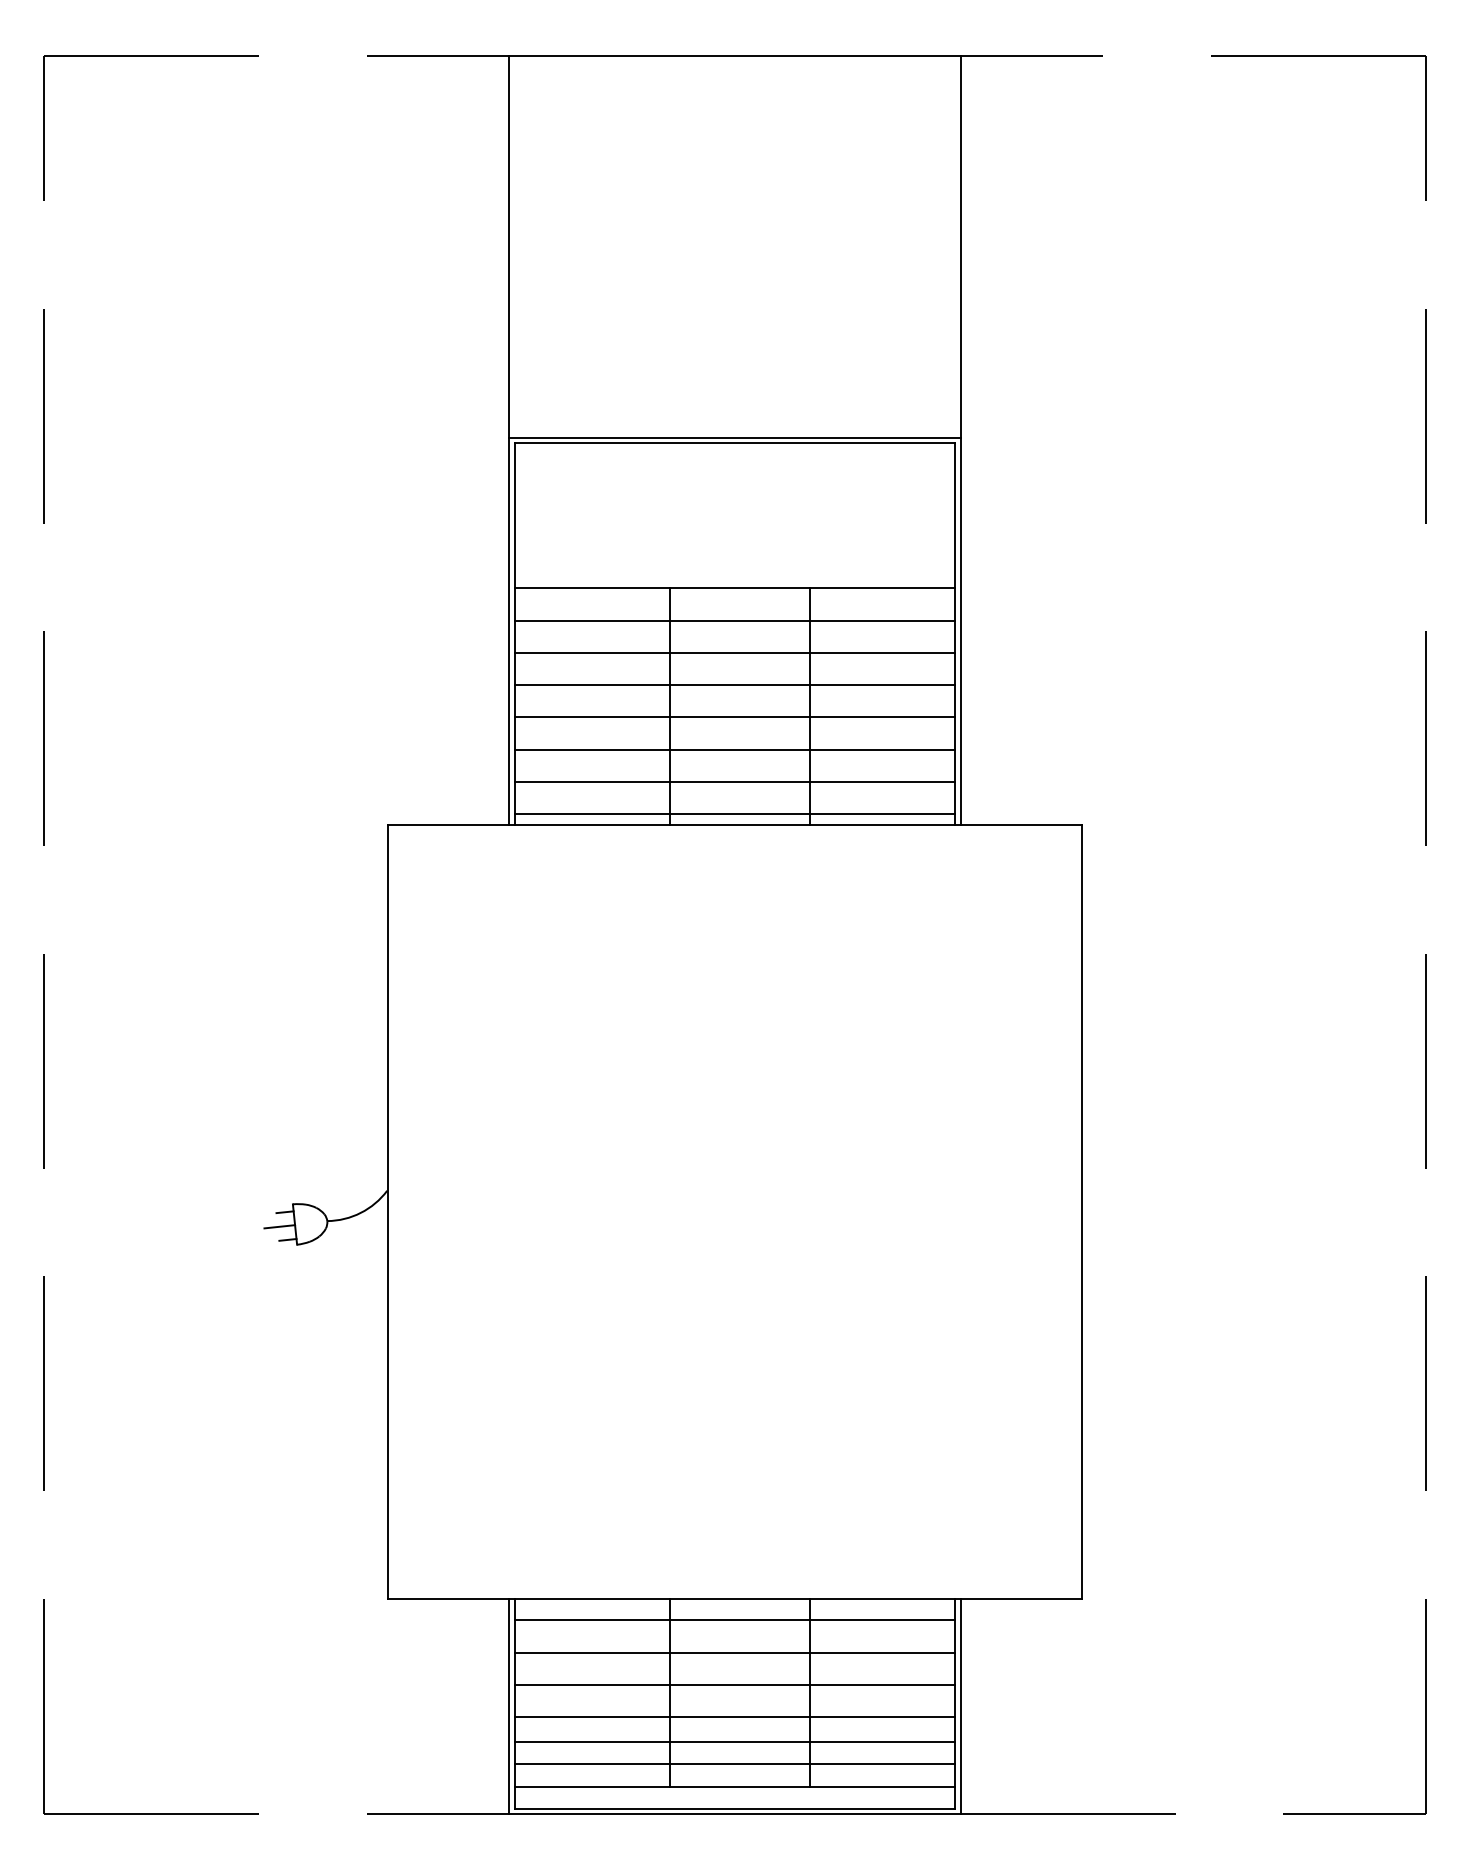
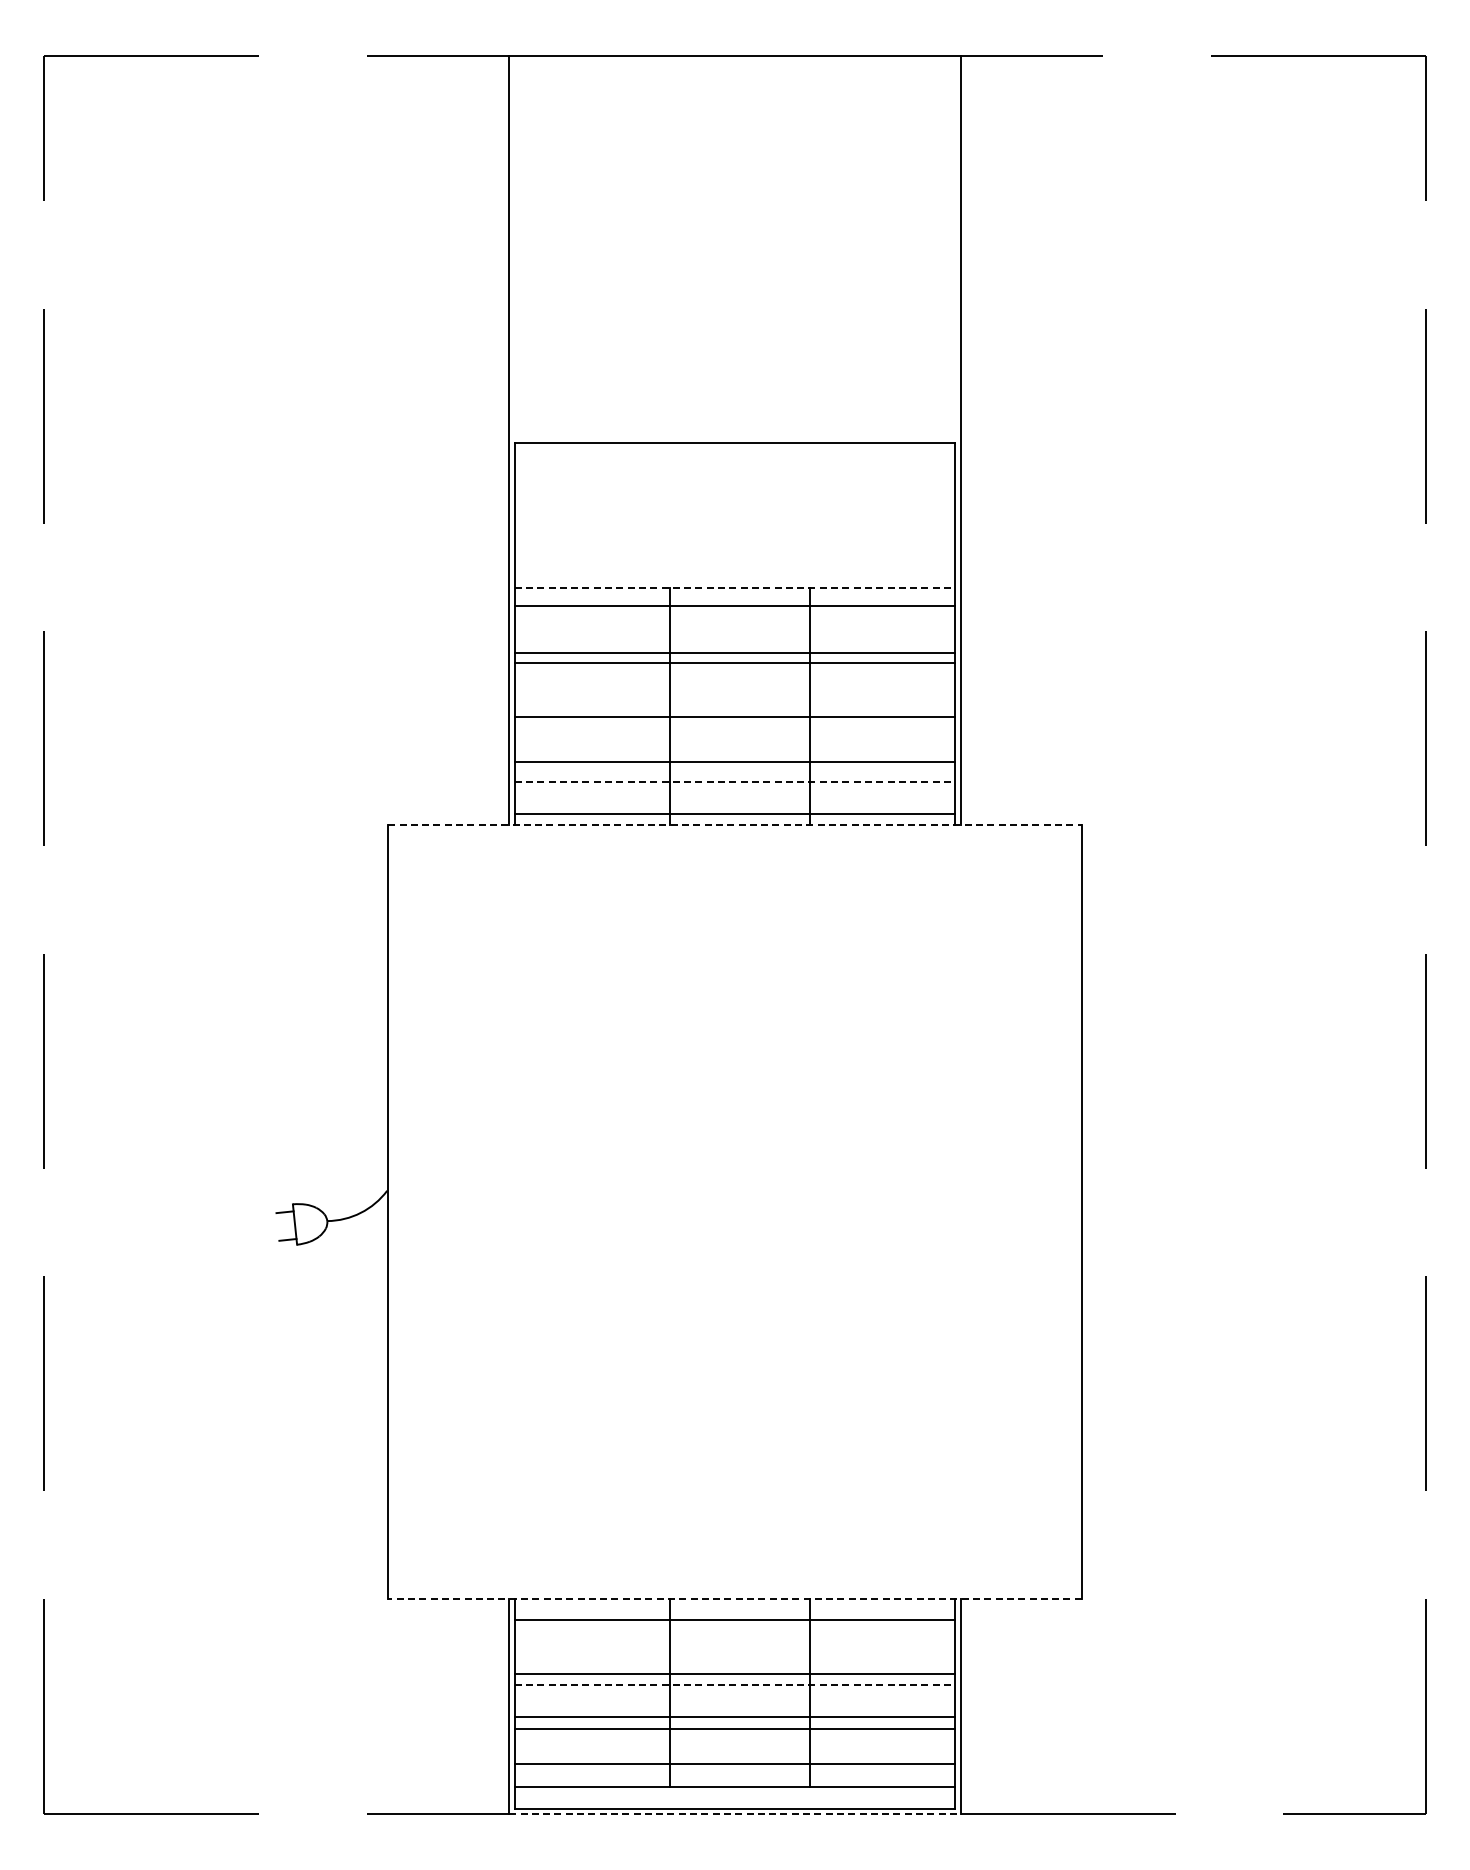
line: present -> none (734, 437)
line: solid -> dashed (735, 588)
line position: (734, 620) -> (734, 605) (734, 605)
line position: (734, 685) -> (734, 663) (734, 663)
line position: (734, 749) -> (734, 761) (734, 761)
line: solid -> dashed (735, 781)
line: solid -> dashed (735, 824)
line: present -> none (279, 1226)
line: solid -> dashed (735, 1598)
line position: (734, 1652) -> (734, 1673) (734, 1673)
line: solid -> dashed (735, 1684)
line position: (734, 1742) -> (734, 1729) (734, 1729)
line: solid -> dashed (734, 1813)
